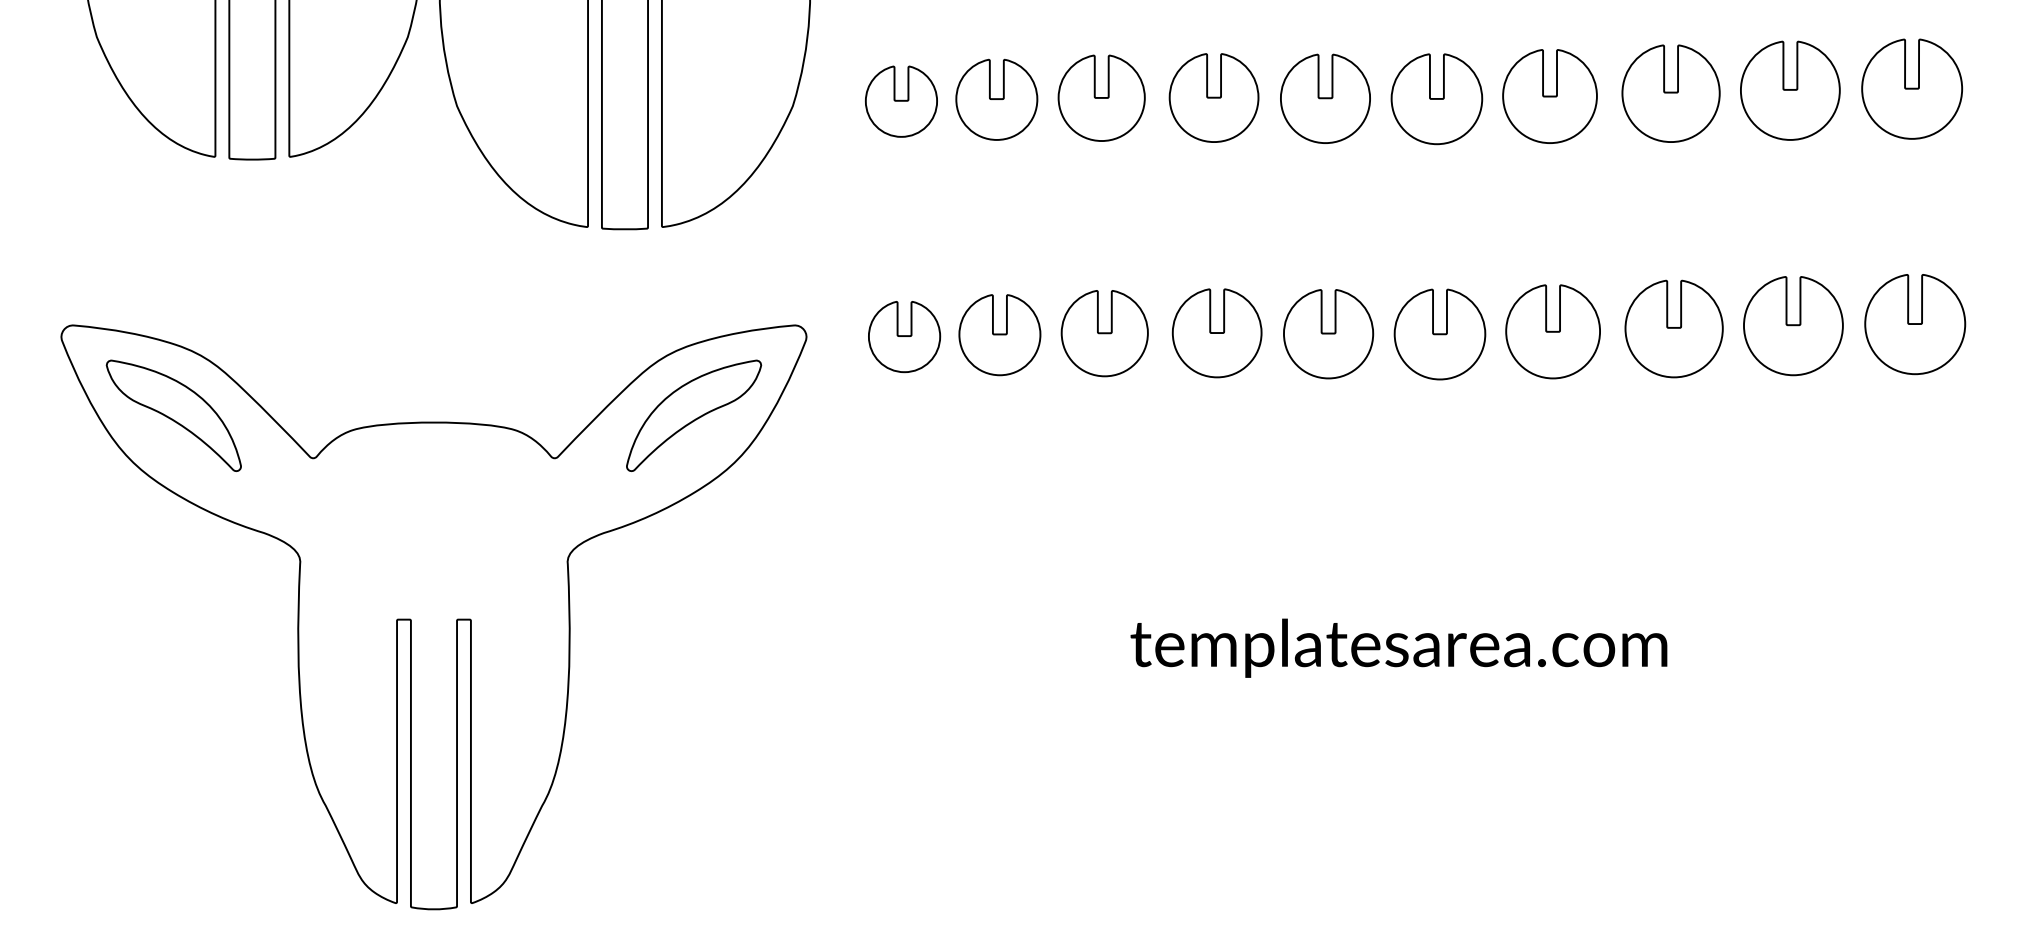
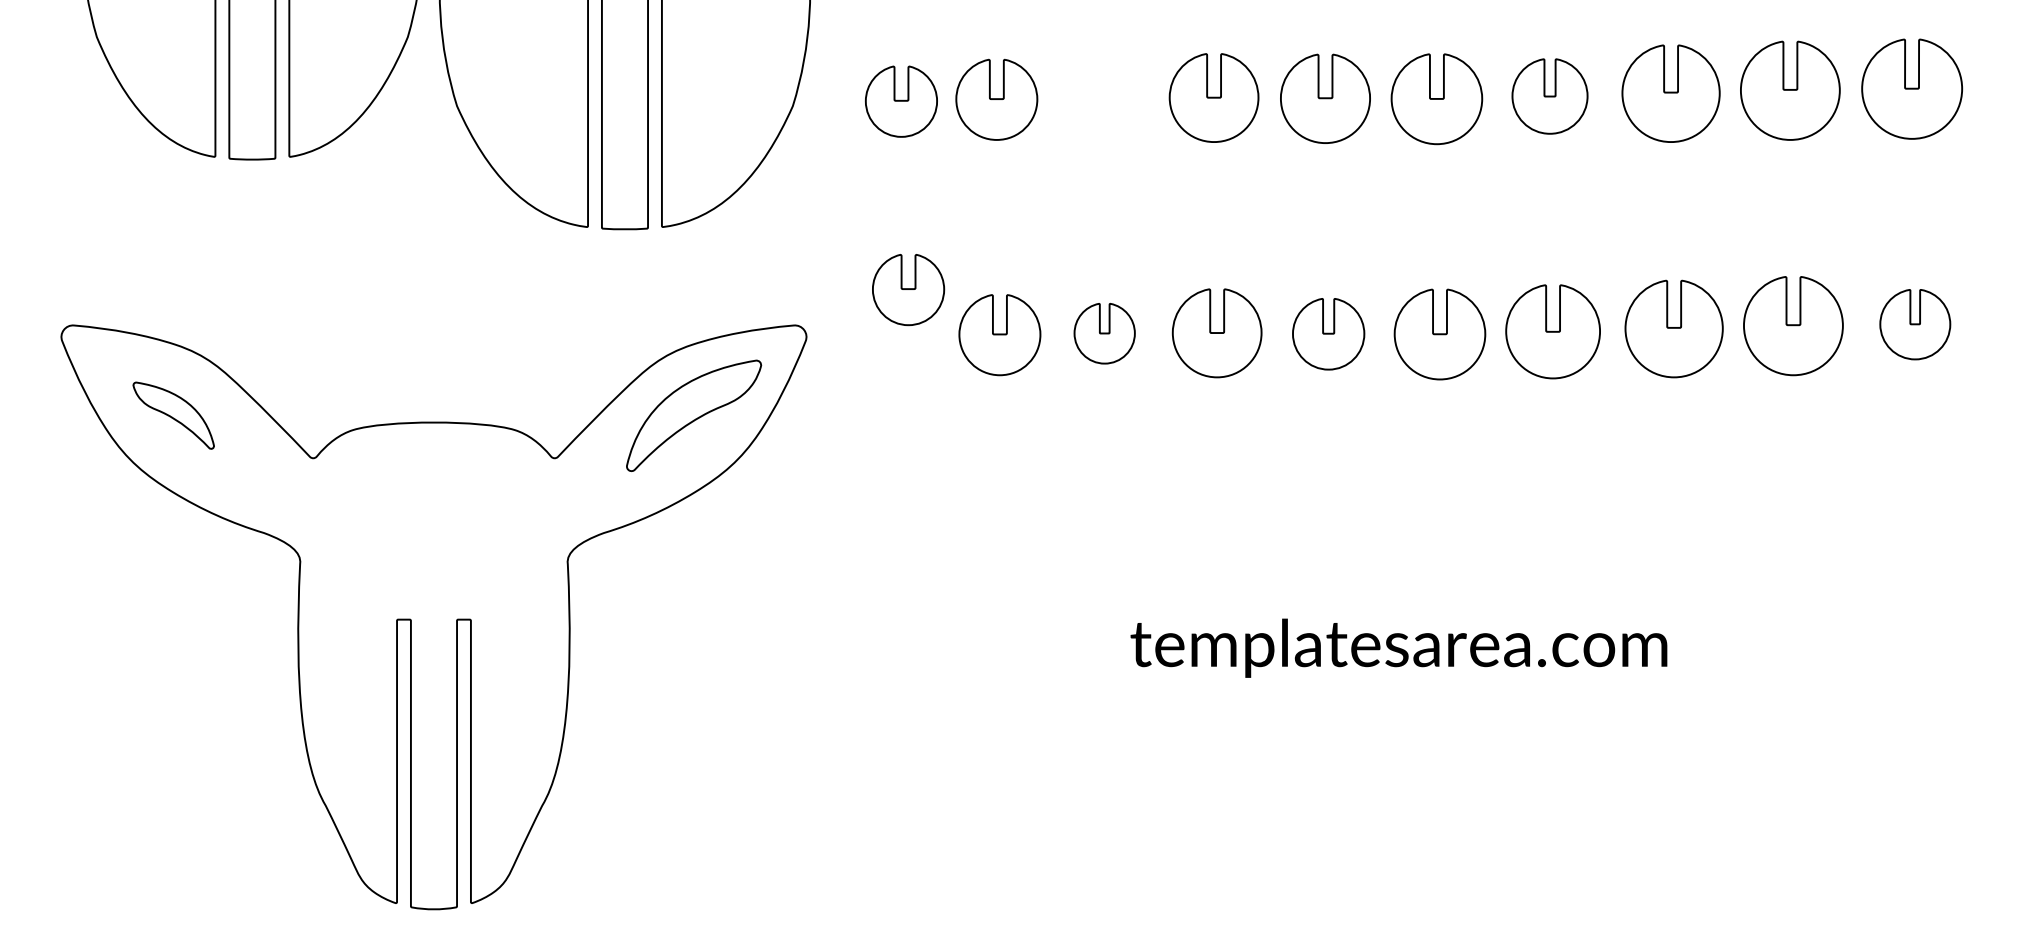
part size: 96x95 px -> 78x77 px (1549, 96)
part: present -> none (1101, 97)
part size: 103x102 px -> 73x72 px (1915, 324)
part size: 89x88 px -> 63x62 px (1104, 333)
part size: 92x91 px -> 74x73 px (1328, 334)
part position: (904, 337) -> (908, 290) (908, 290)
part size: 137x113 px -> 83x69 px (173, 415)
